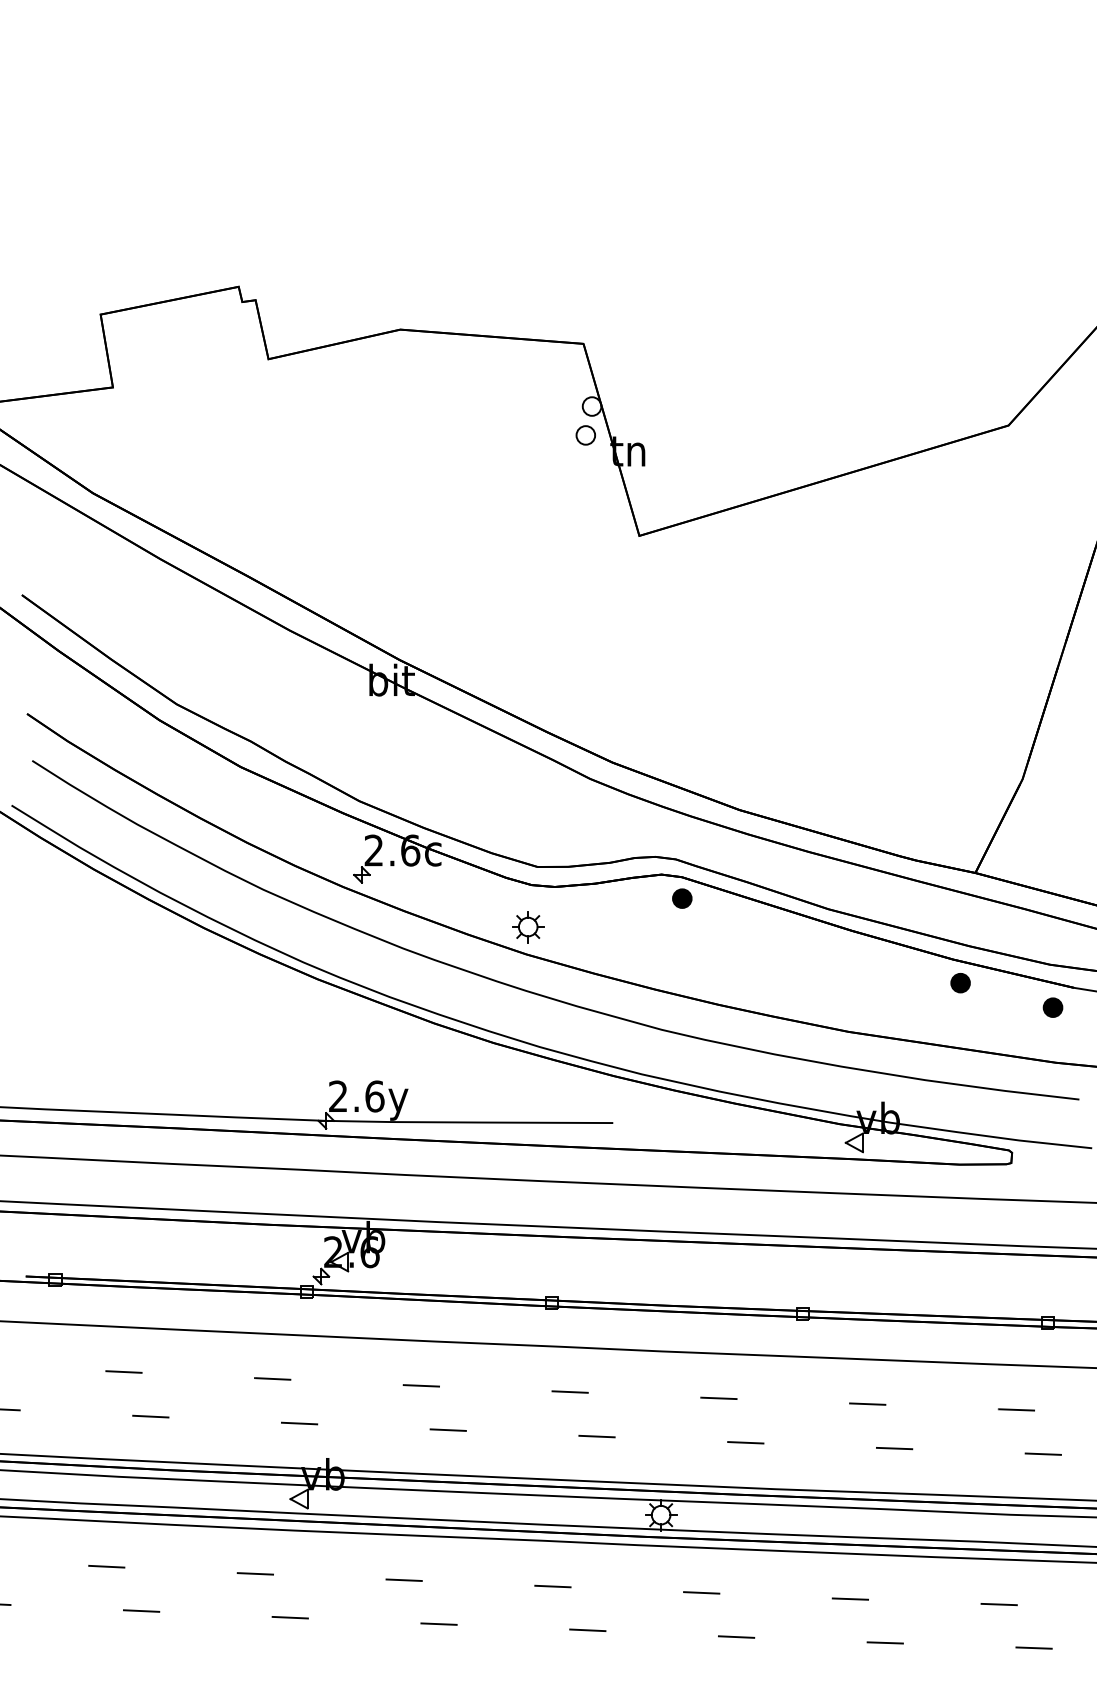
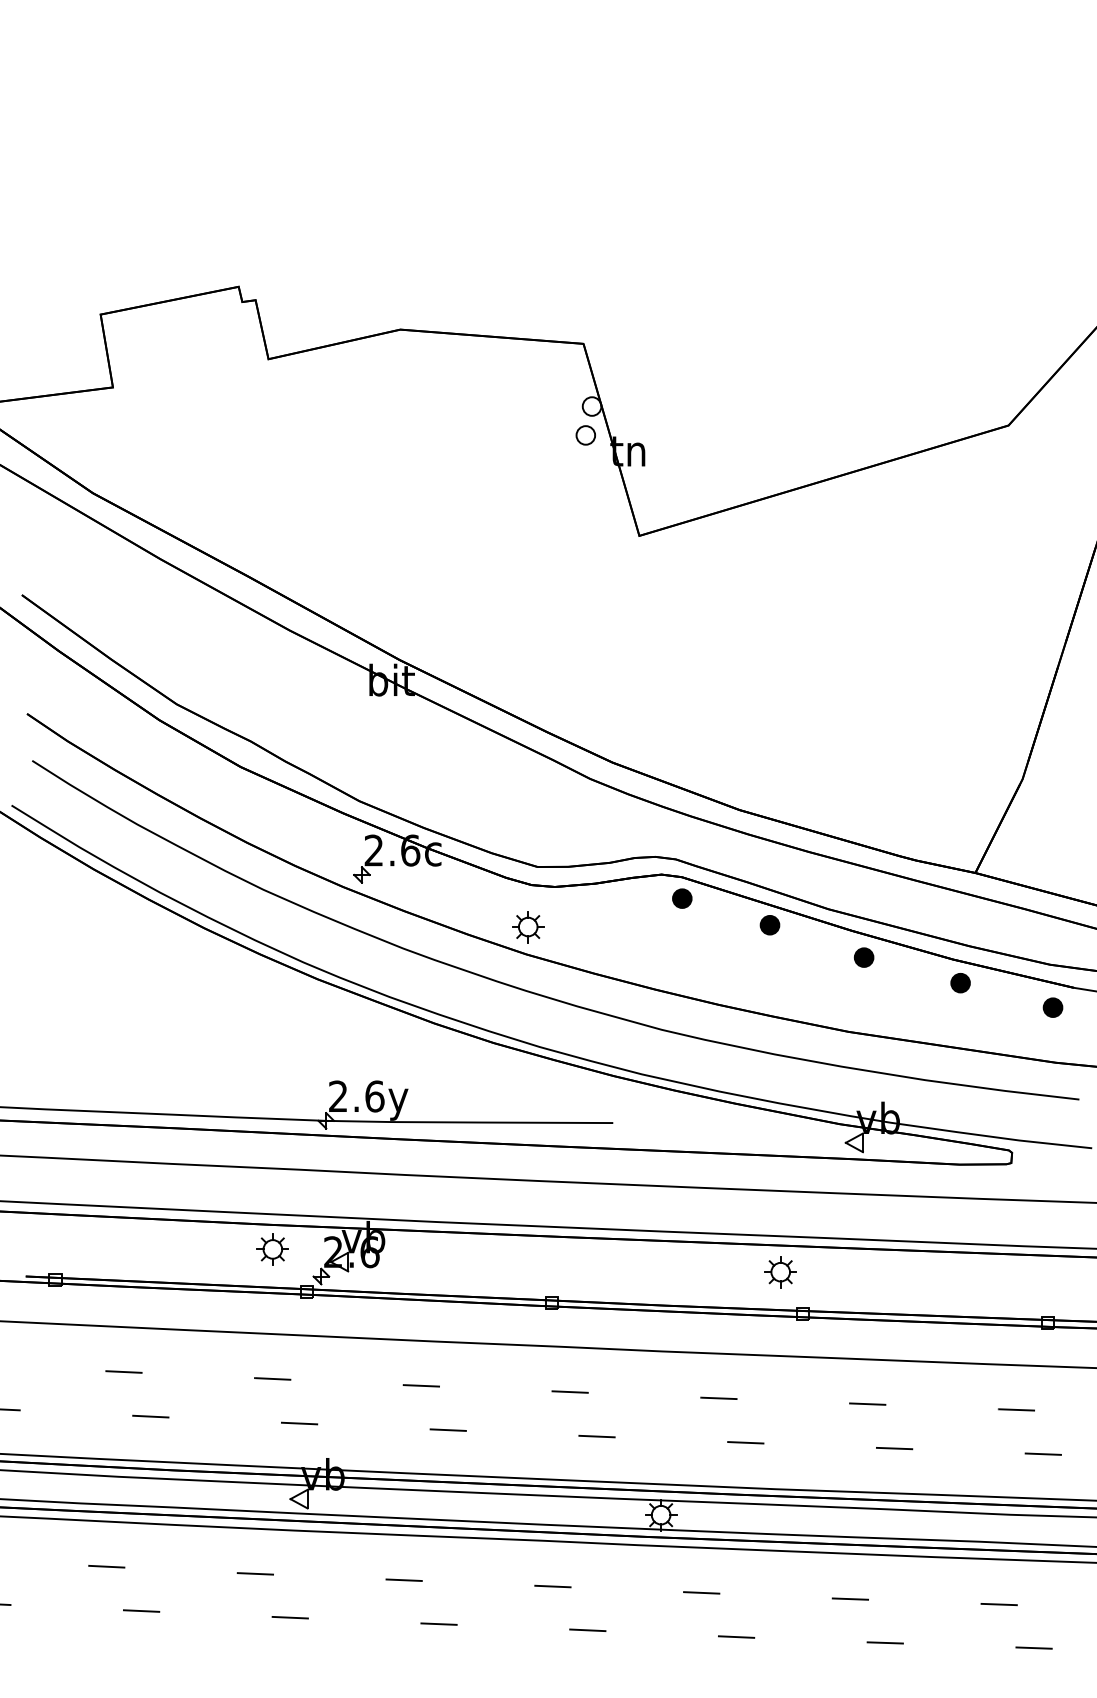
part: none -> present (769, 925)
part: none -> present (863, 957)
part: none -> present (272, 1249)
part: none -> present (780, 1272)
